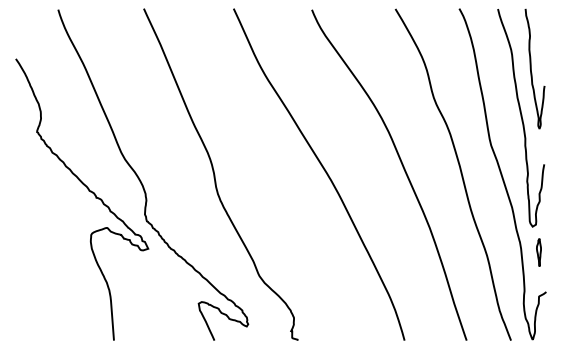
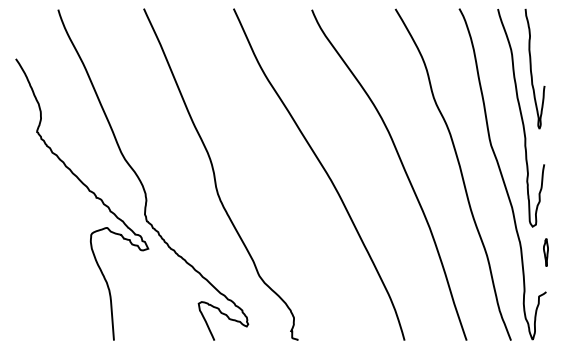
part position: (538, 252) -> (545, 252) (545, 252)
